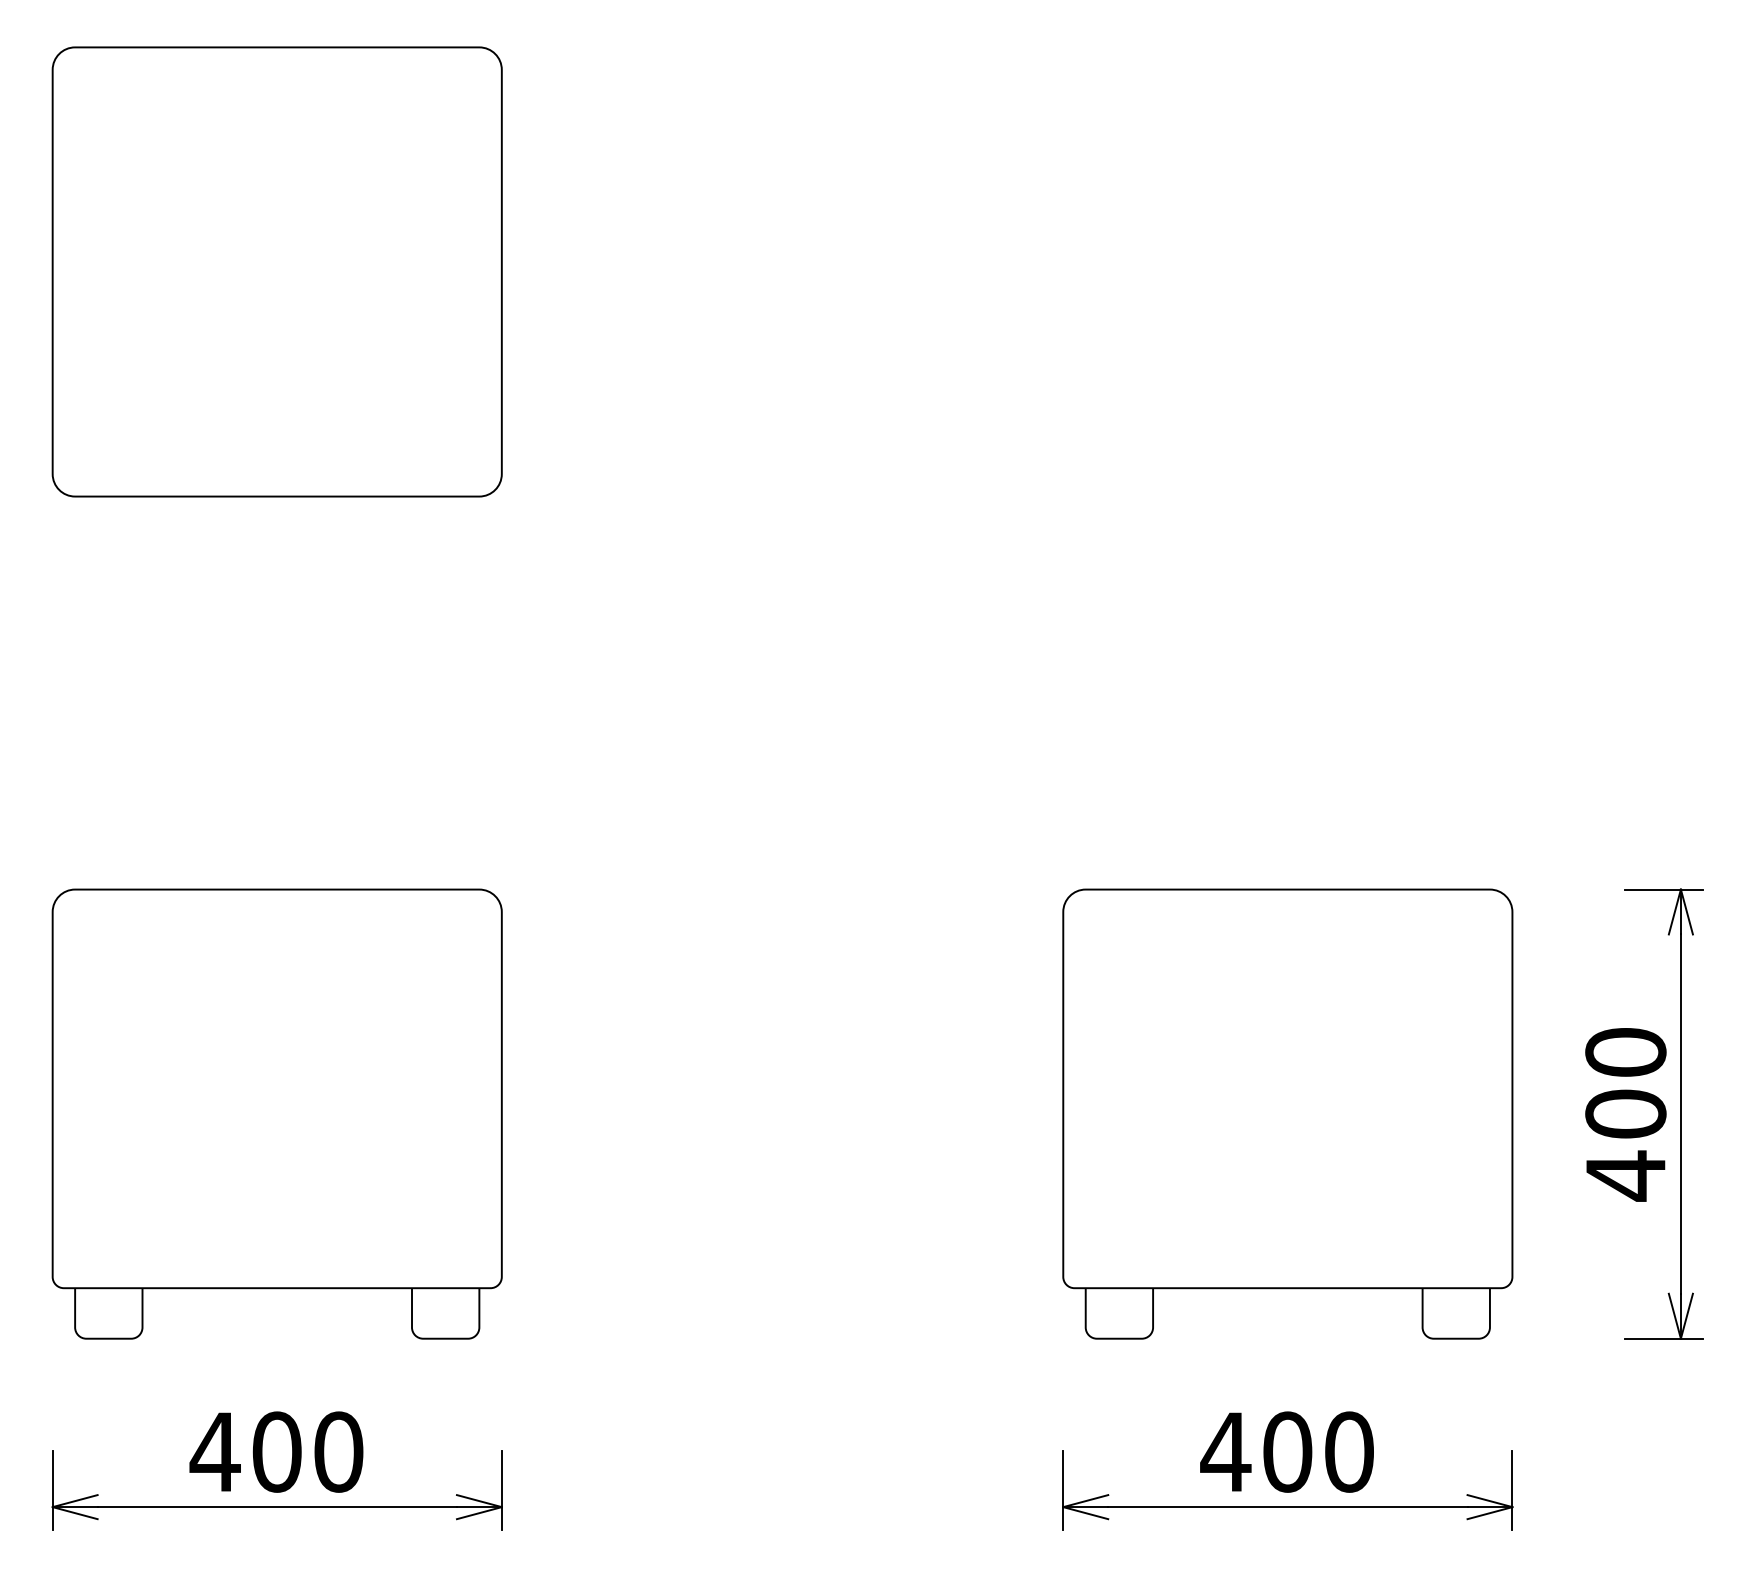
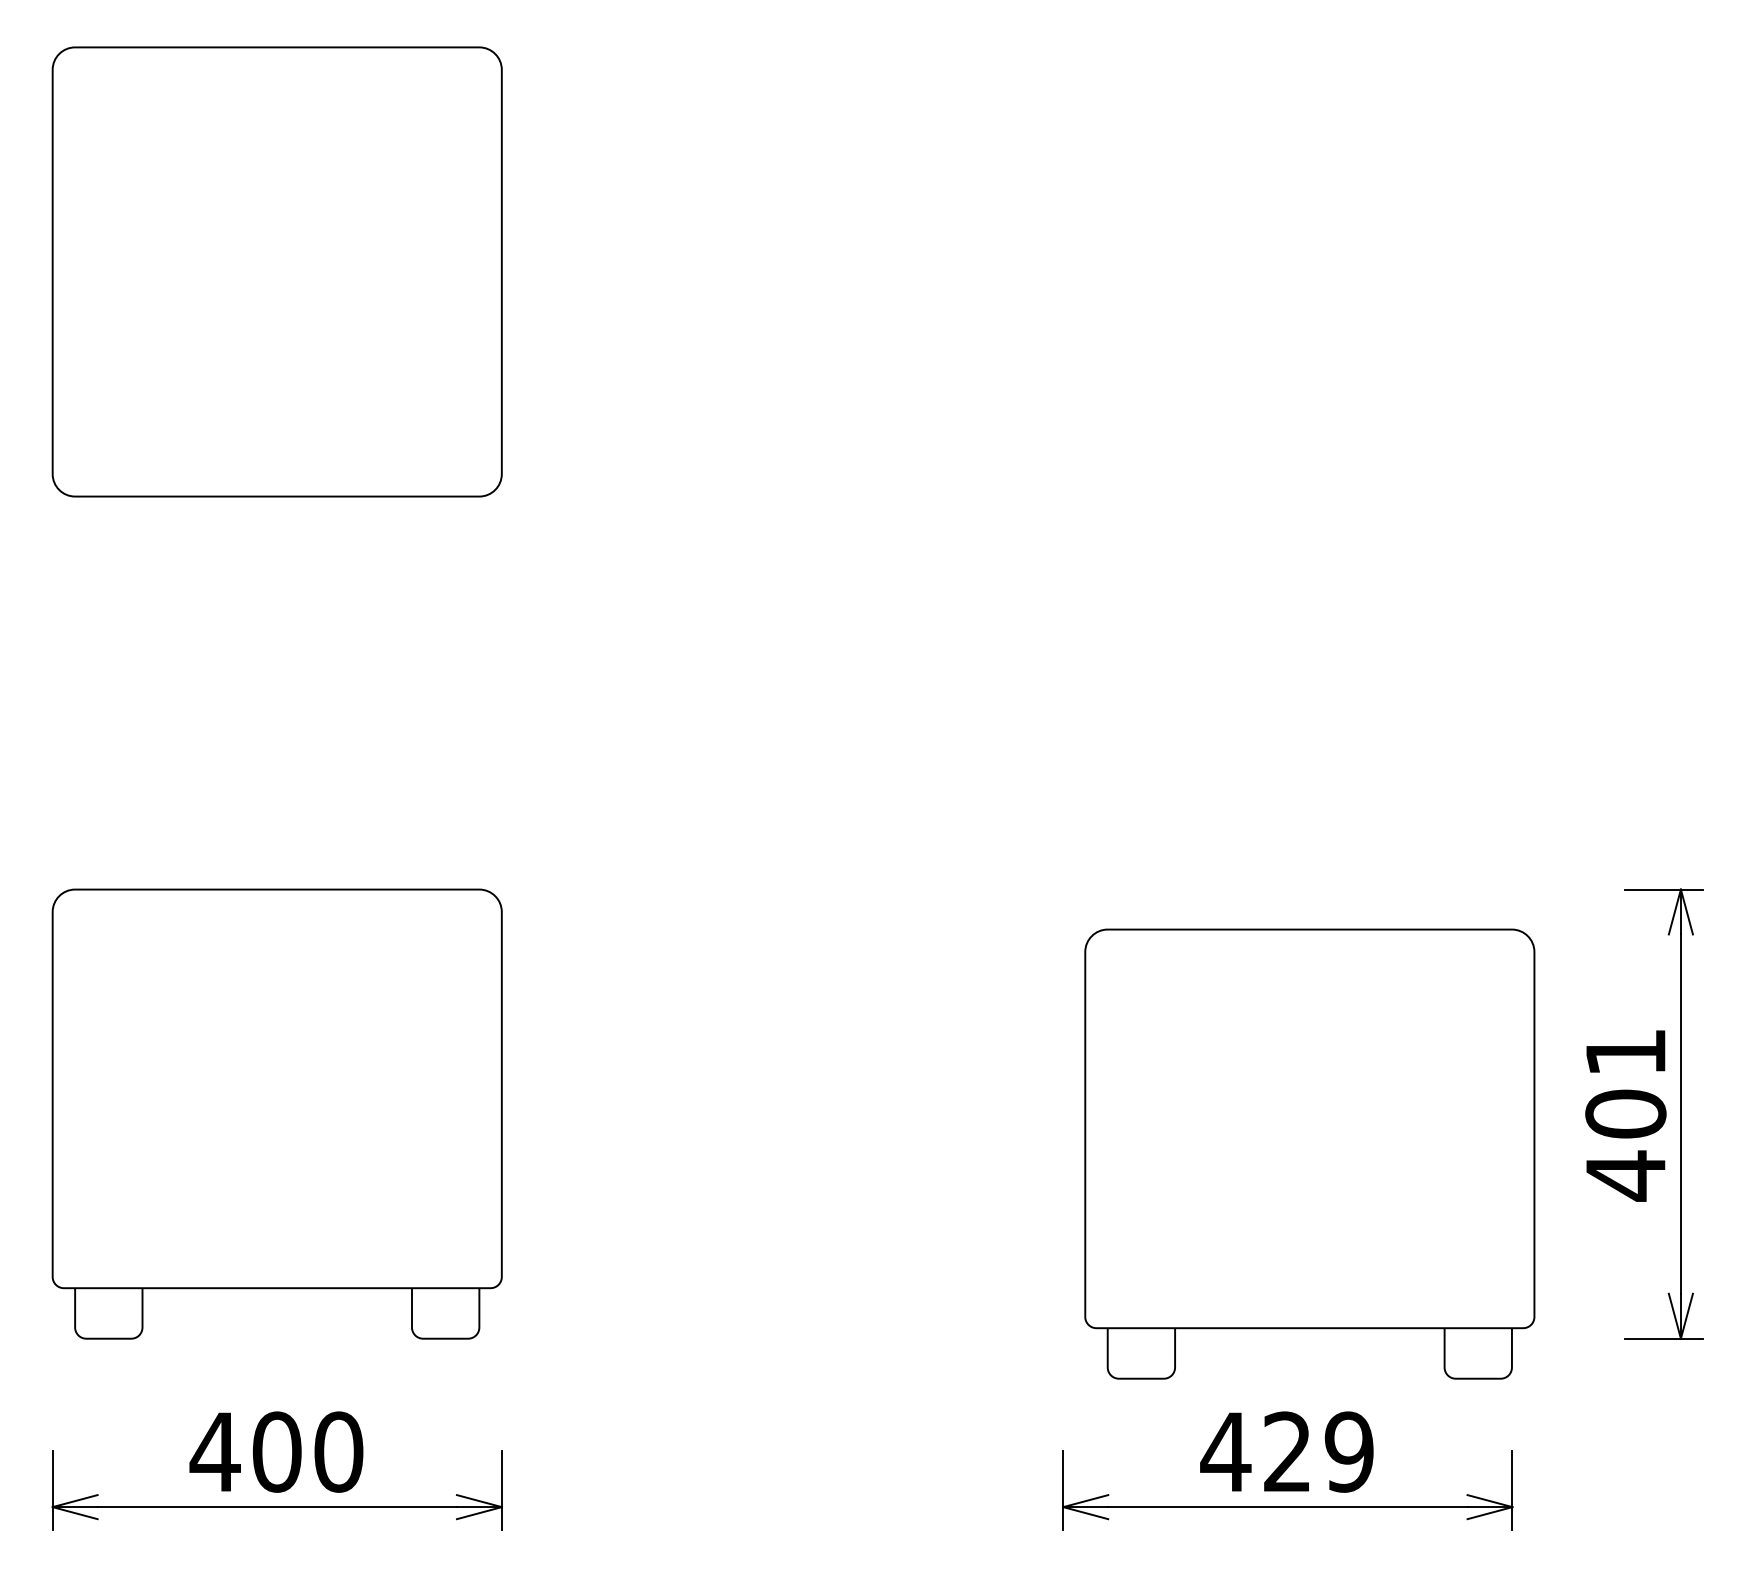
text: 400 -> 401 (1625, 1052)
part position: (1287, 1113) -> (1309, 1153) (1309, 1153)
text: 400 -> 429 (1318, 1451)
